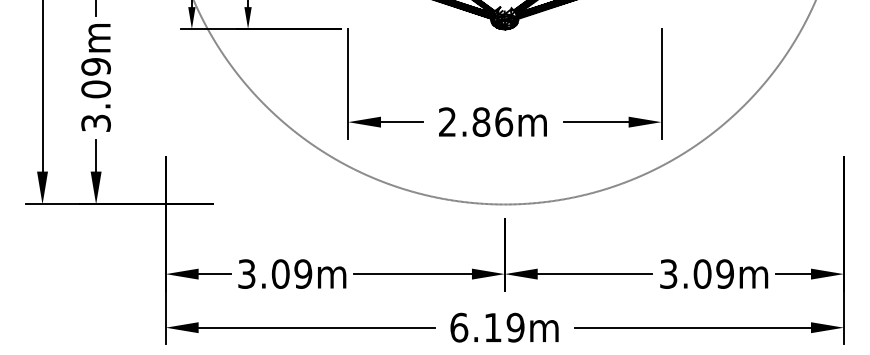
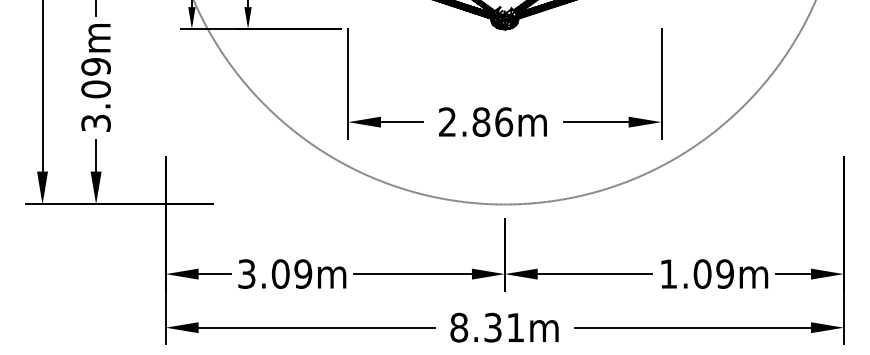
text: 3.09m -> 1.09m (668, 273)
text: 6.19m -> 8.31m (487, 327)
